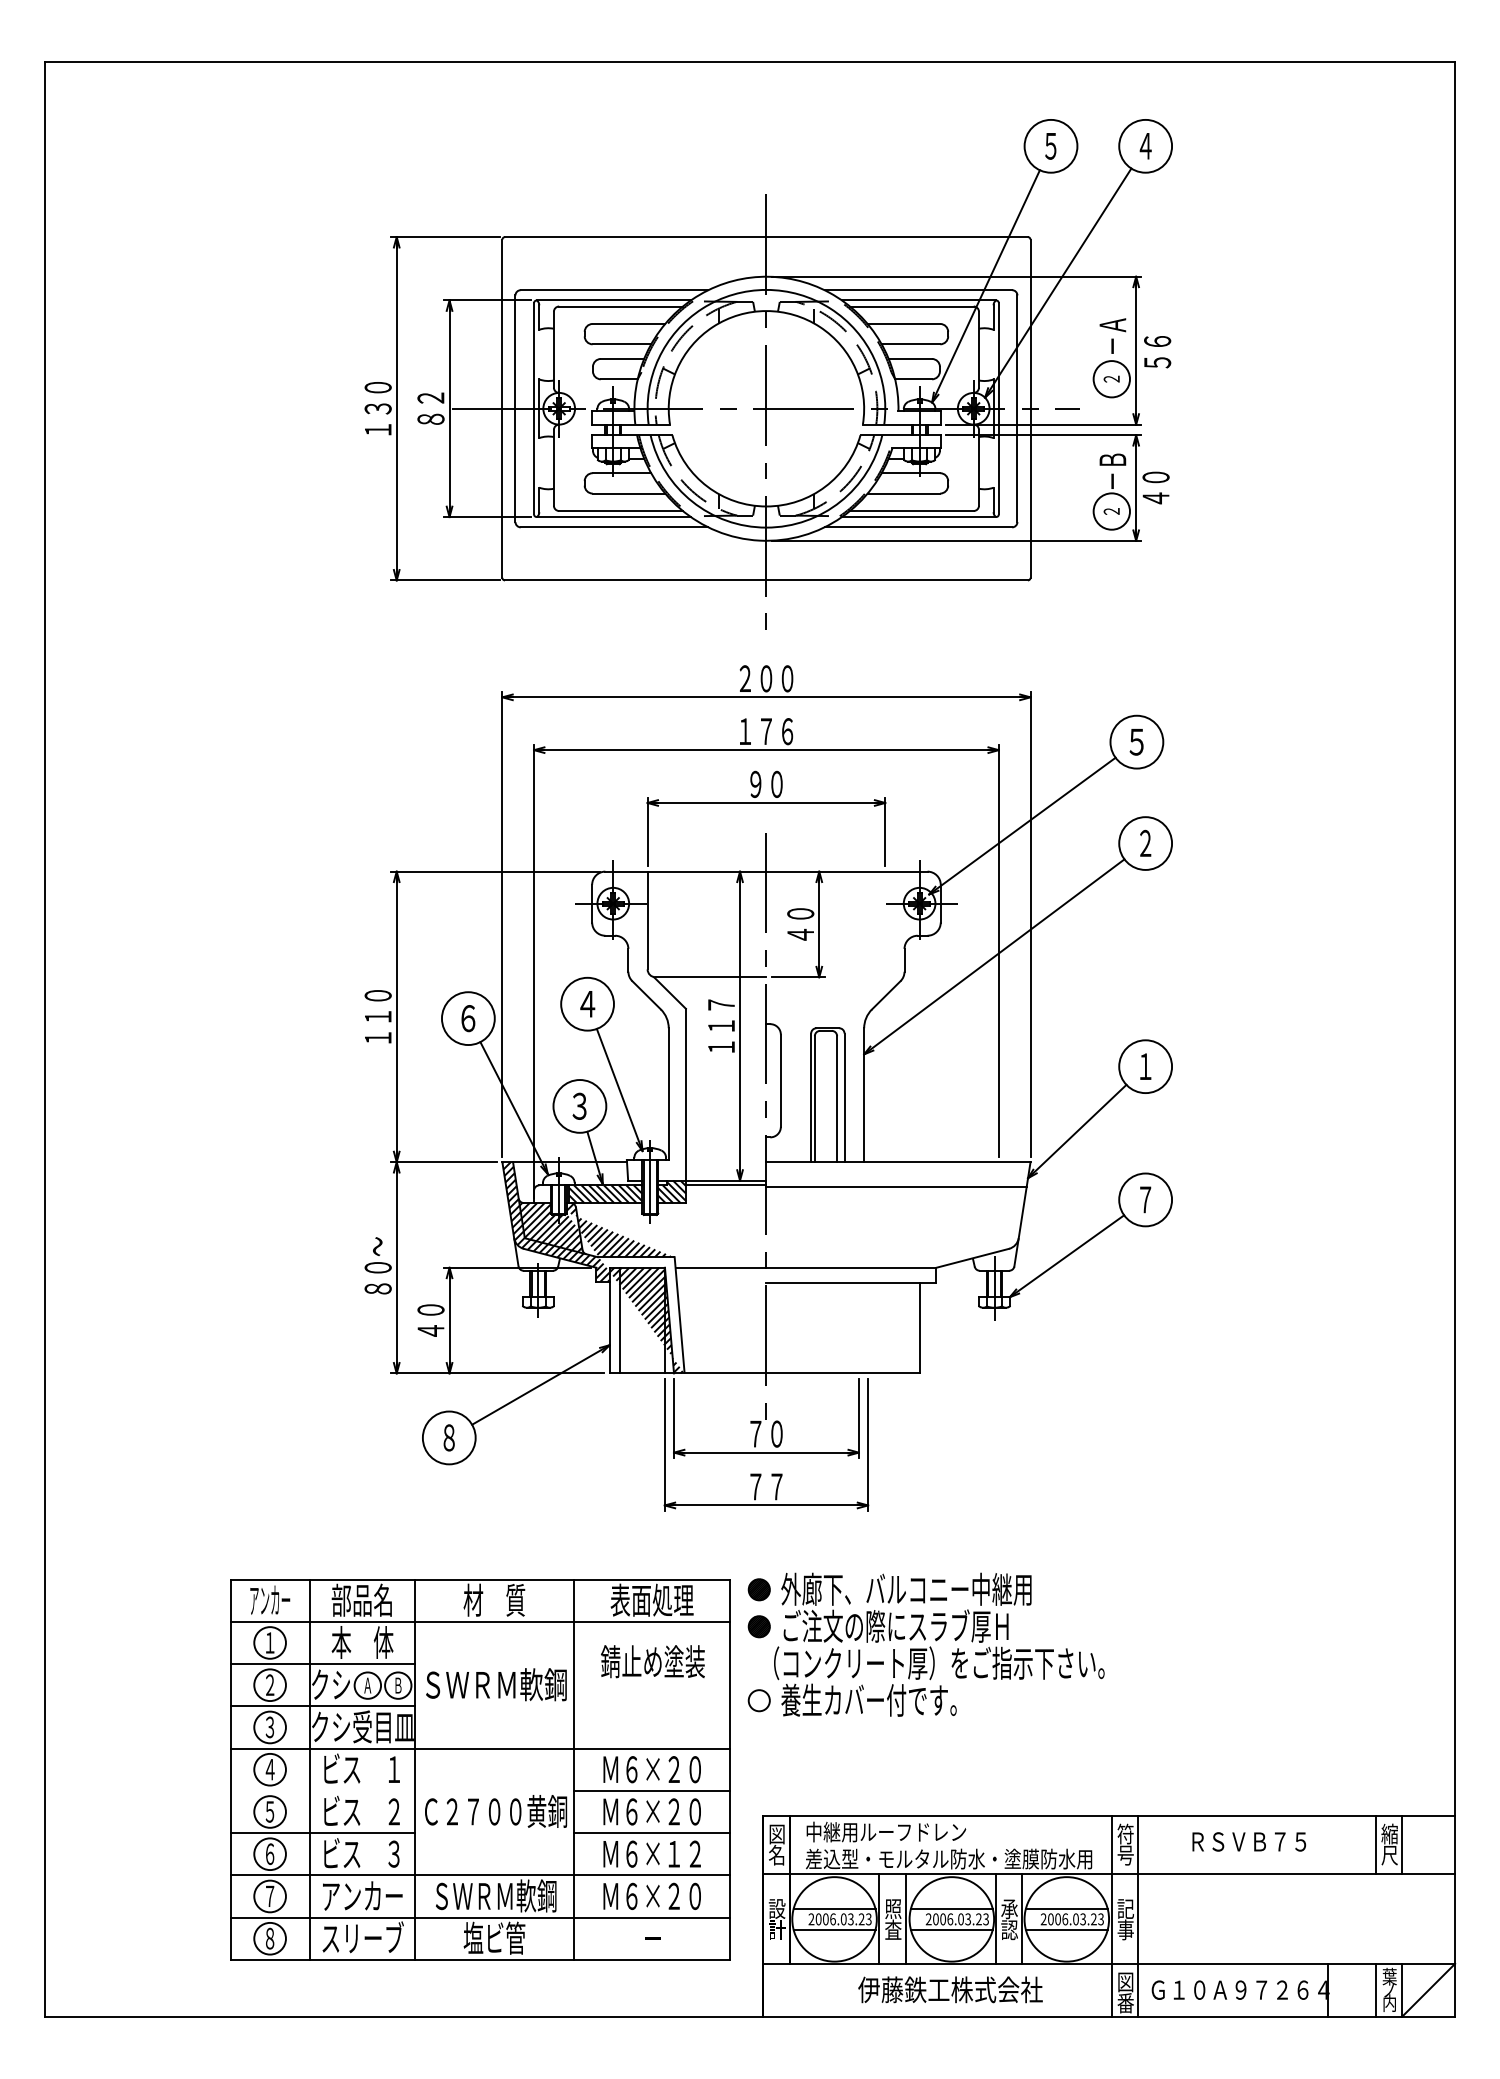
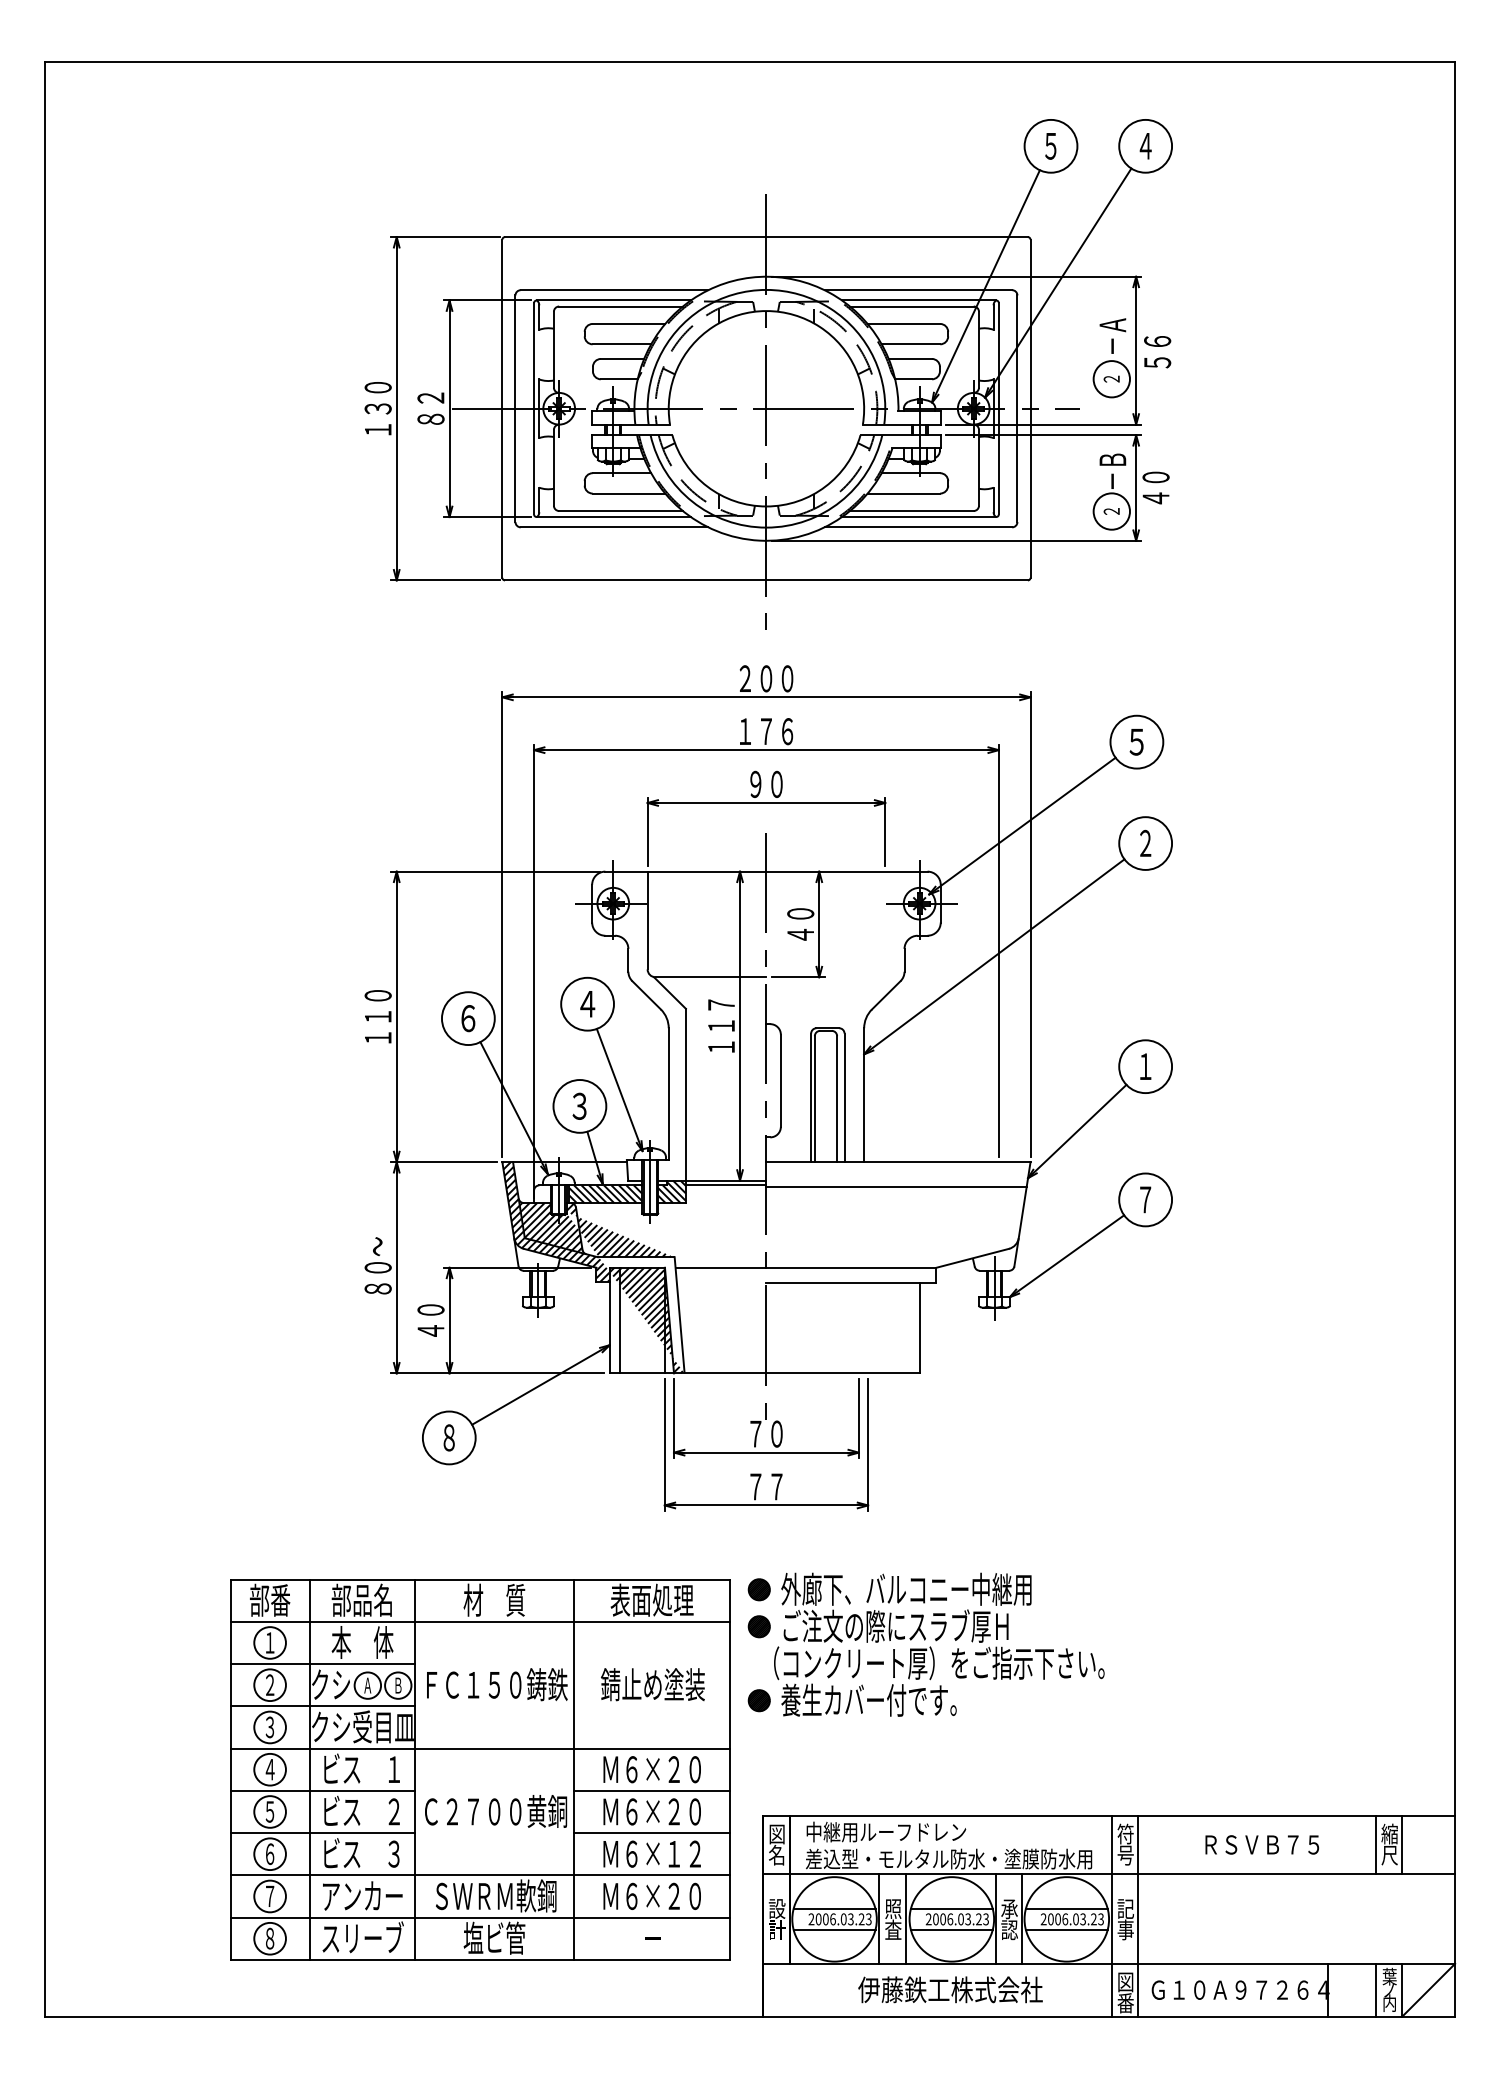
text: アンカー -> 部番 (269, 1599)
text position: (652, 1661) -> (652, 1684) (652, 1684)
text: ＳＷＲＭ軟鋼 -> ＦＣ１５０鋳鉄 (496, 1684)
hatch: none -> present (758, 1700)
line: none -> present (322, 1790)
text position: (1249, 1841) -> (1262, 1844) (1262, 1844)
